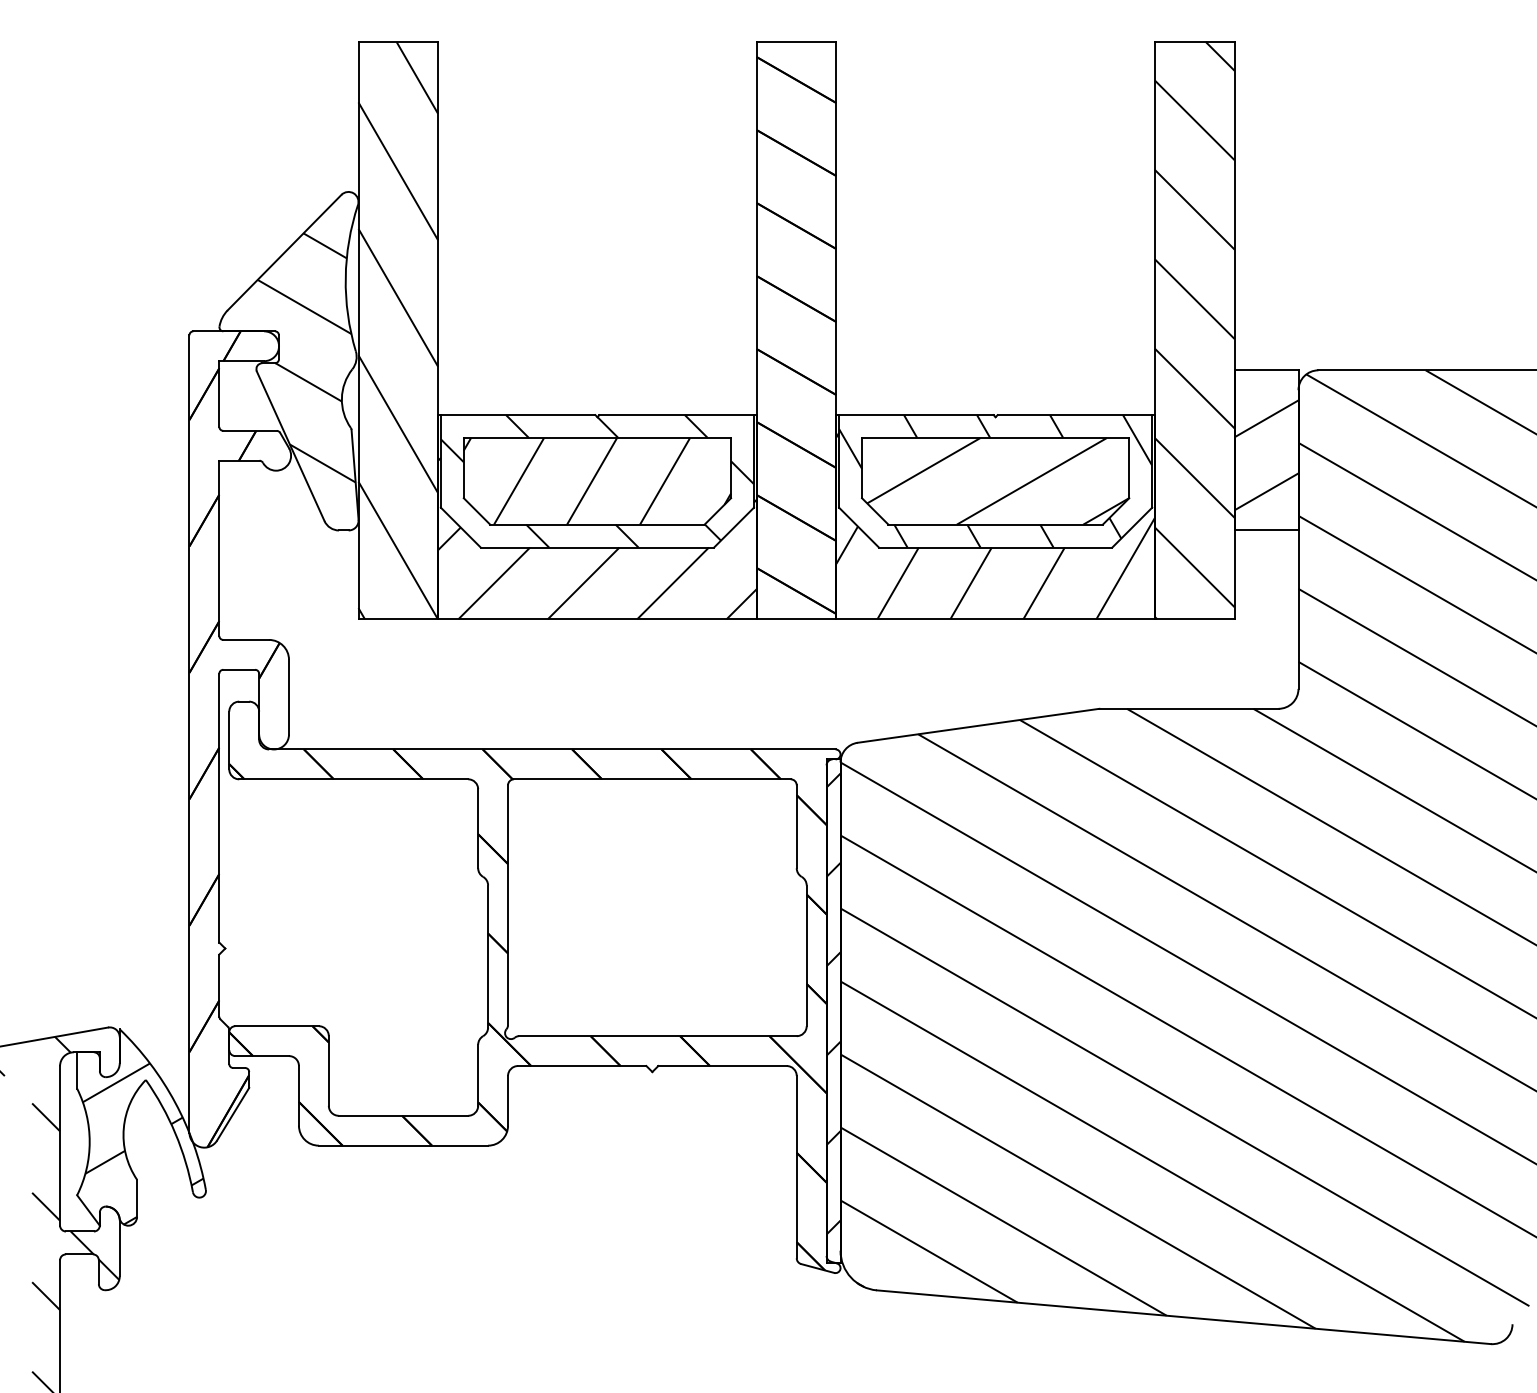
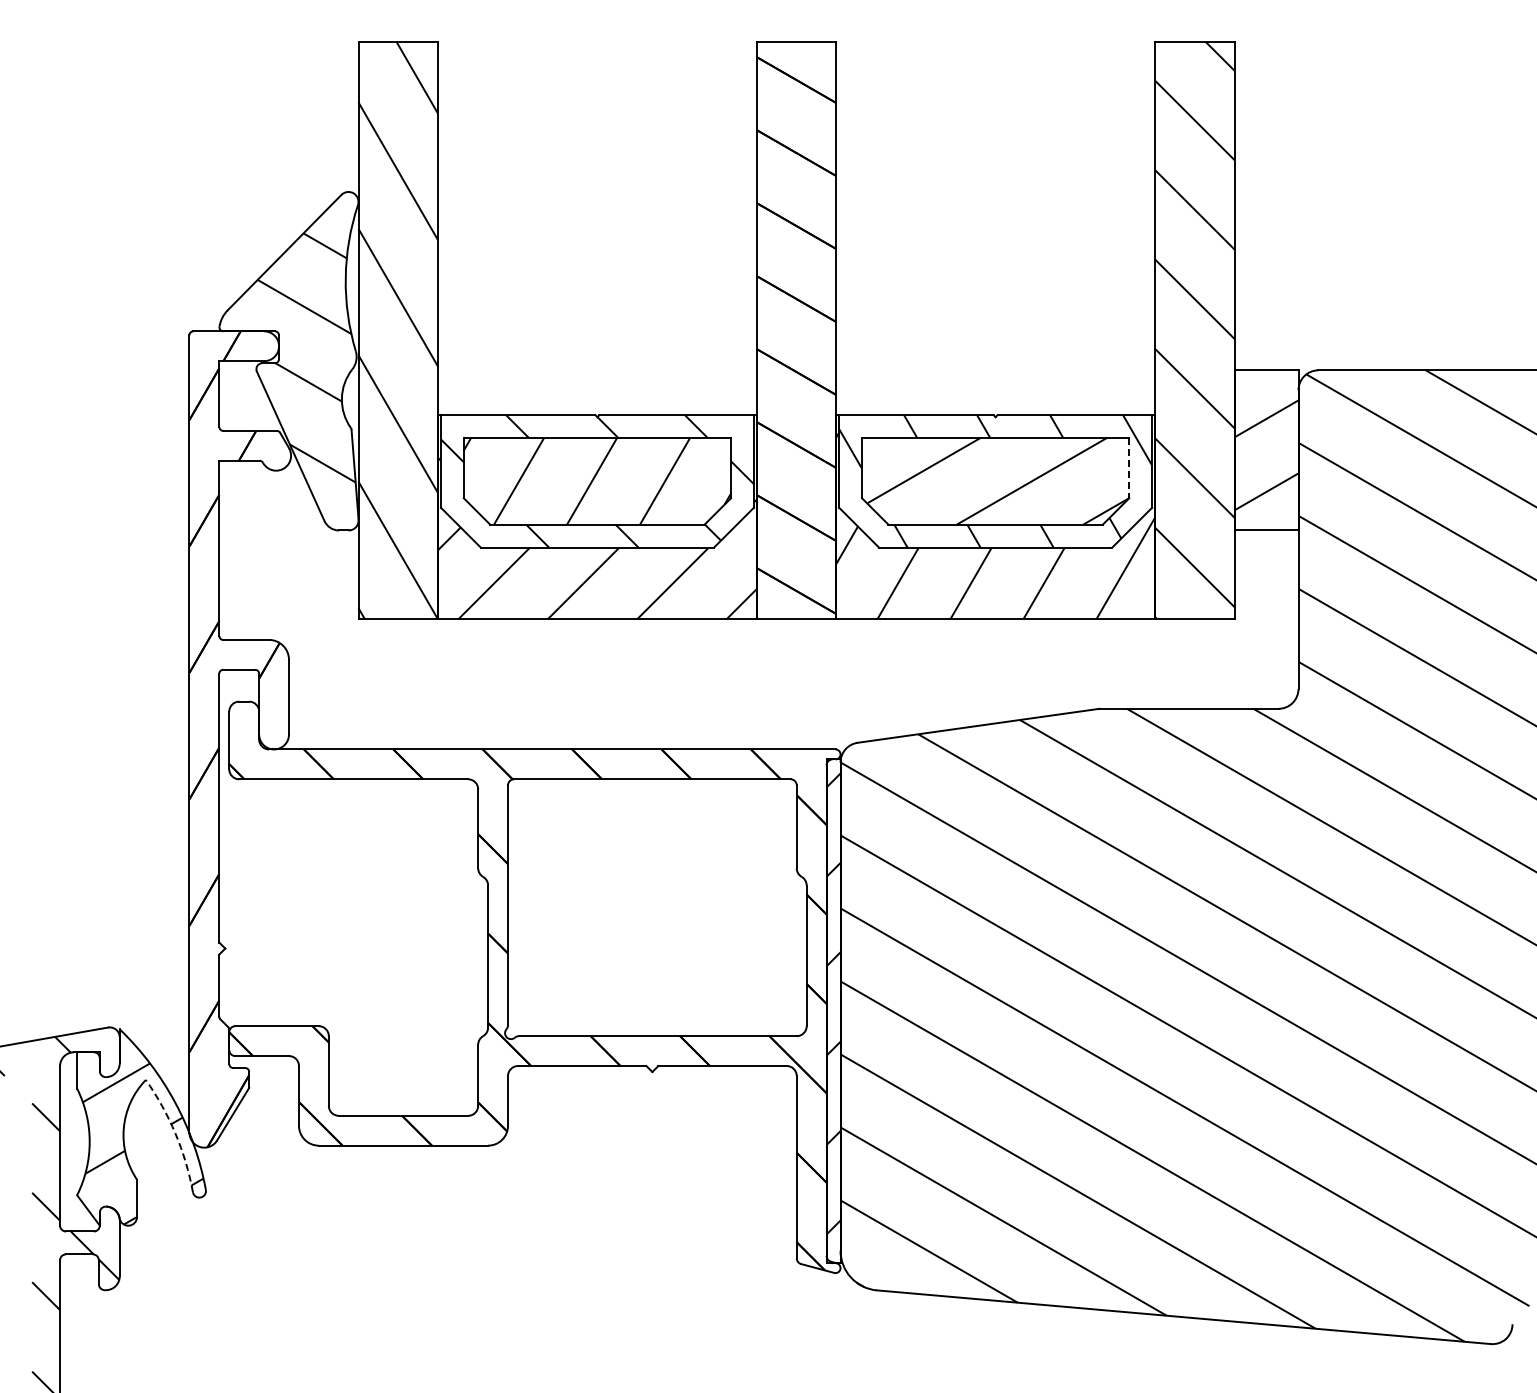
line: solid -> dashed (1129, 468)
arc: solid -> dashed (175, 1133)
